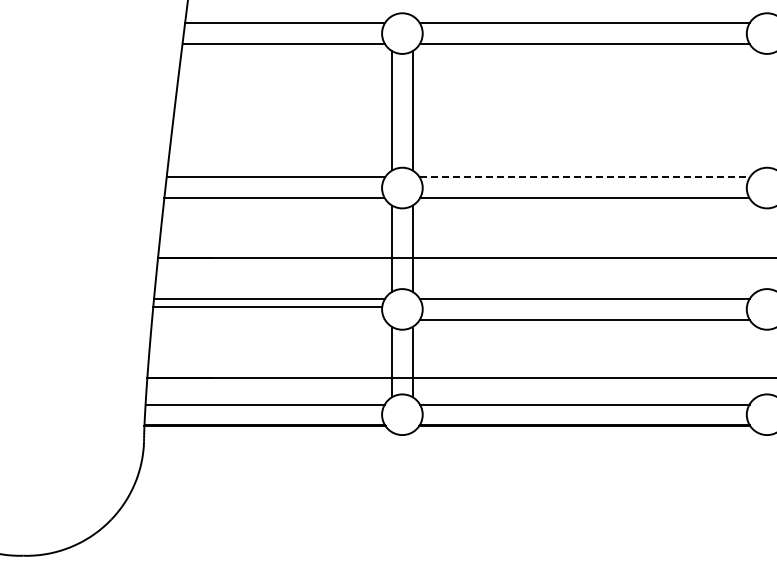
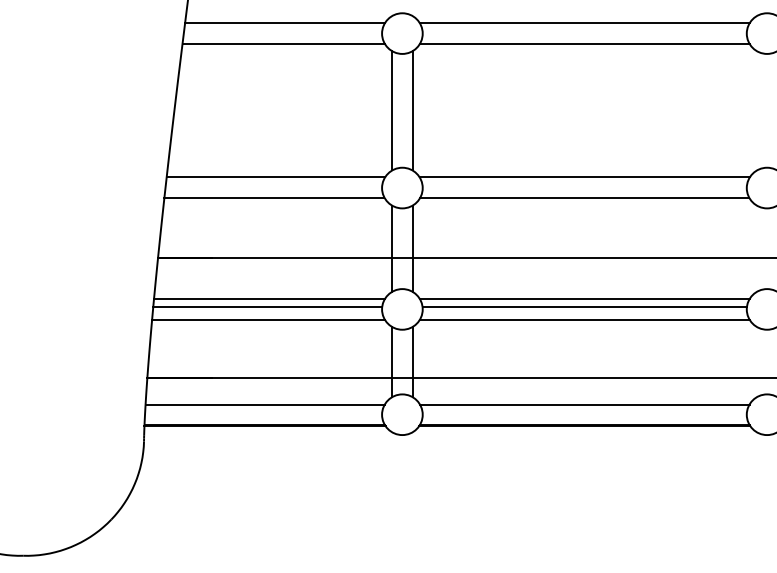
line: dashed -> solid (585, 177)
line: none -> present (584, 306)
line: none -> present (268, 319)
